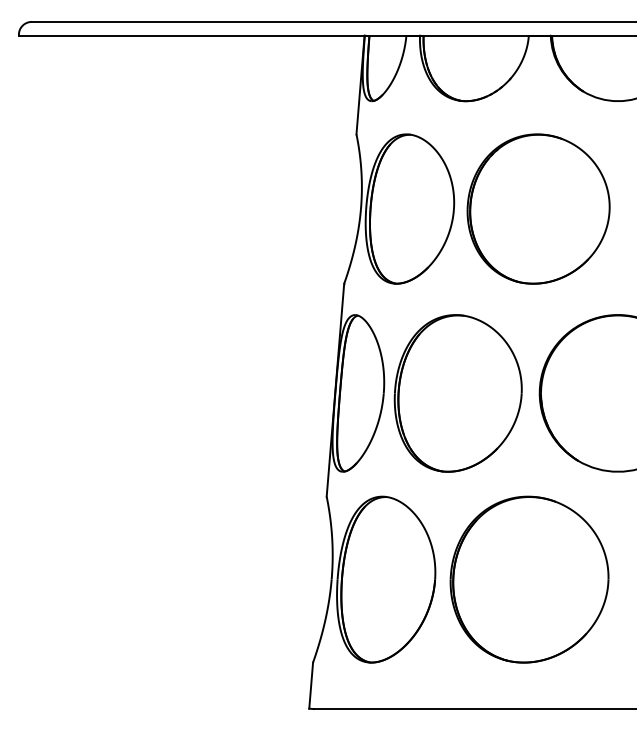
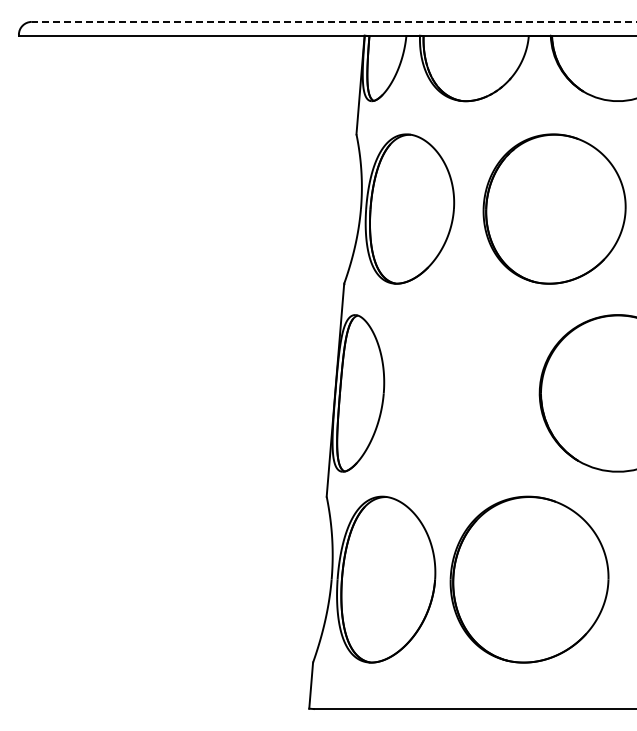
line: solid -> dashed (333, 21)
part position: (538, 208) -> (554, 208) (554, 208)
part: present -> none (457, 393)
